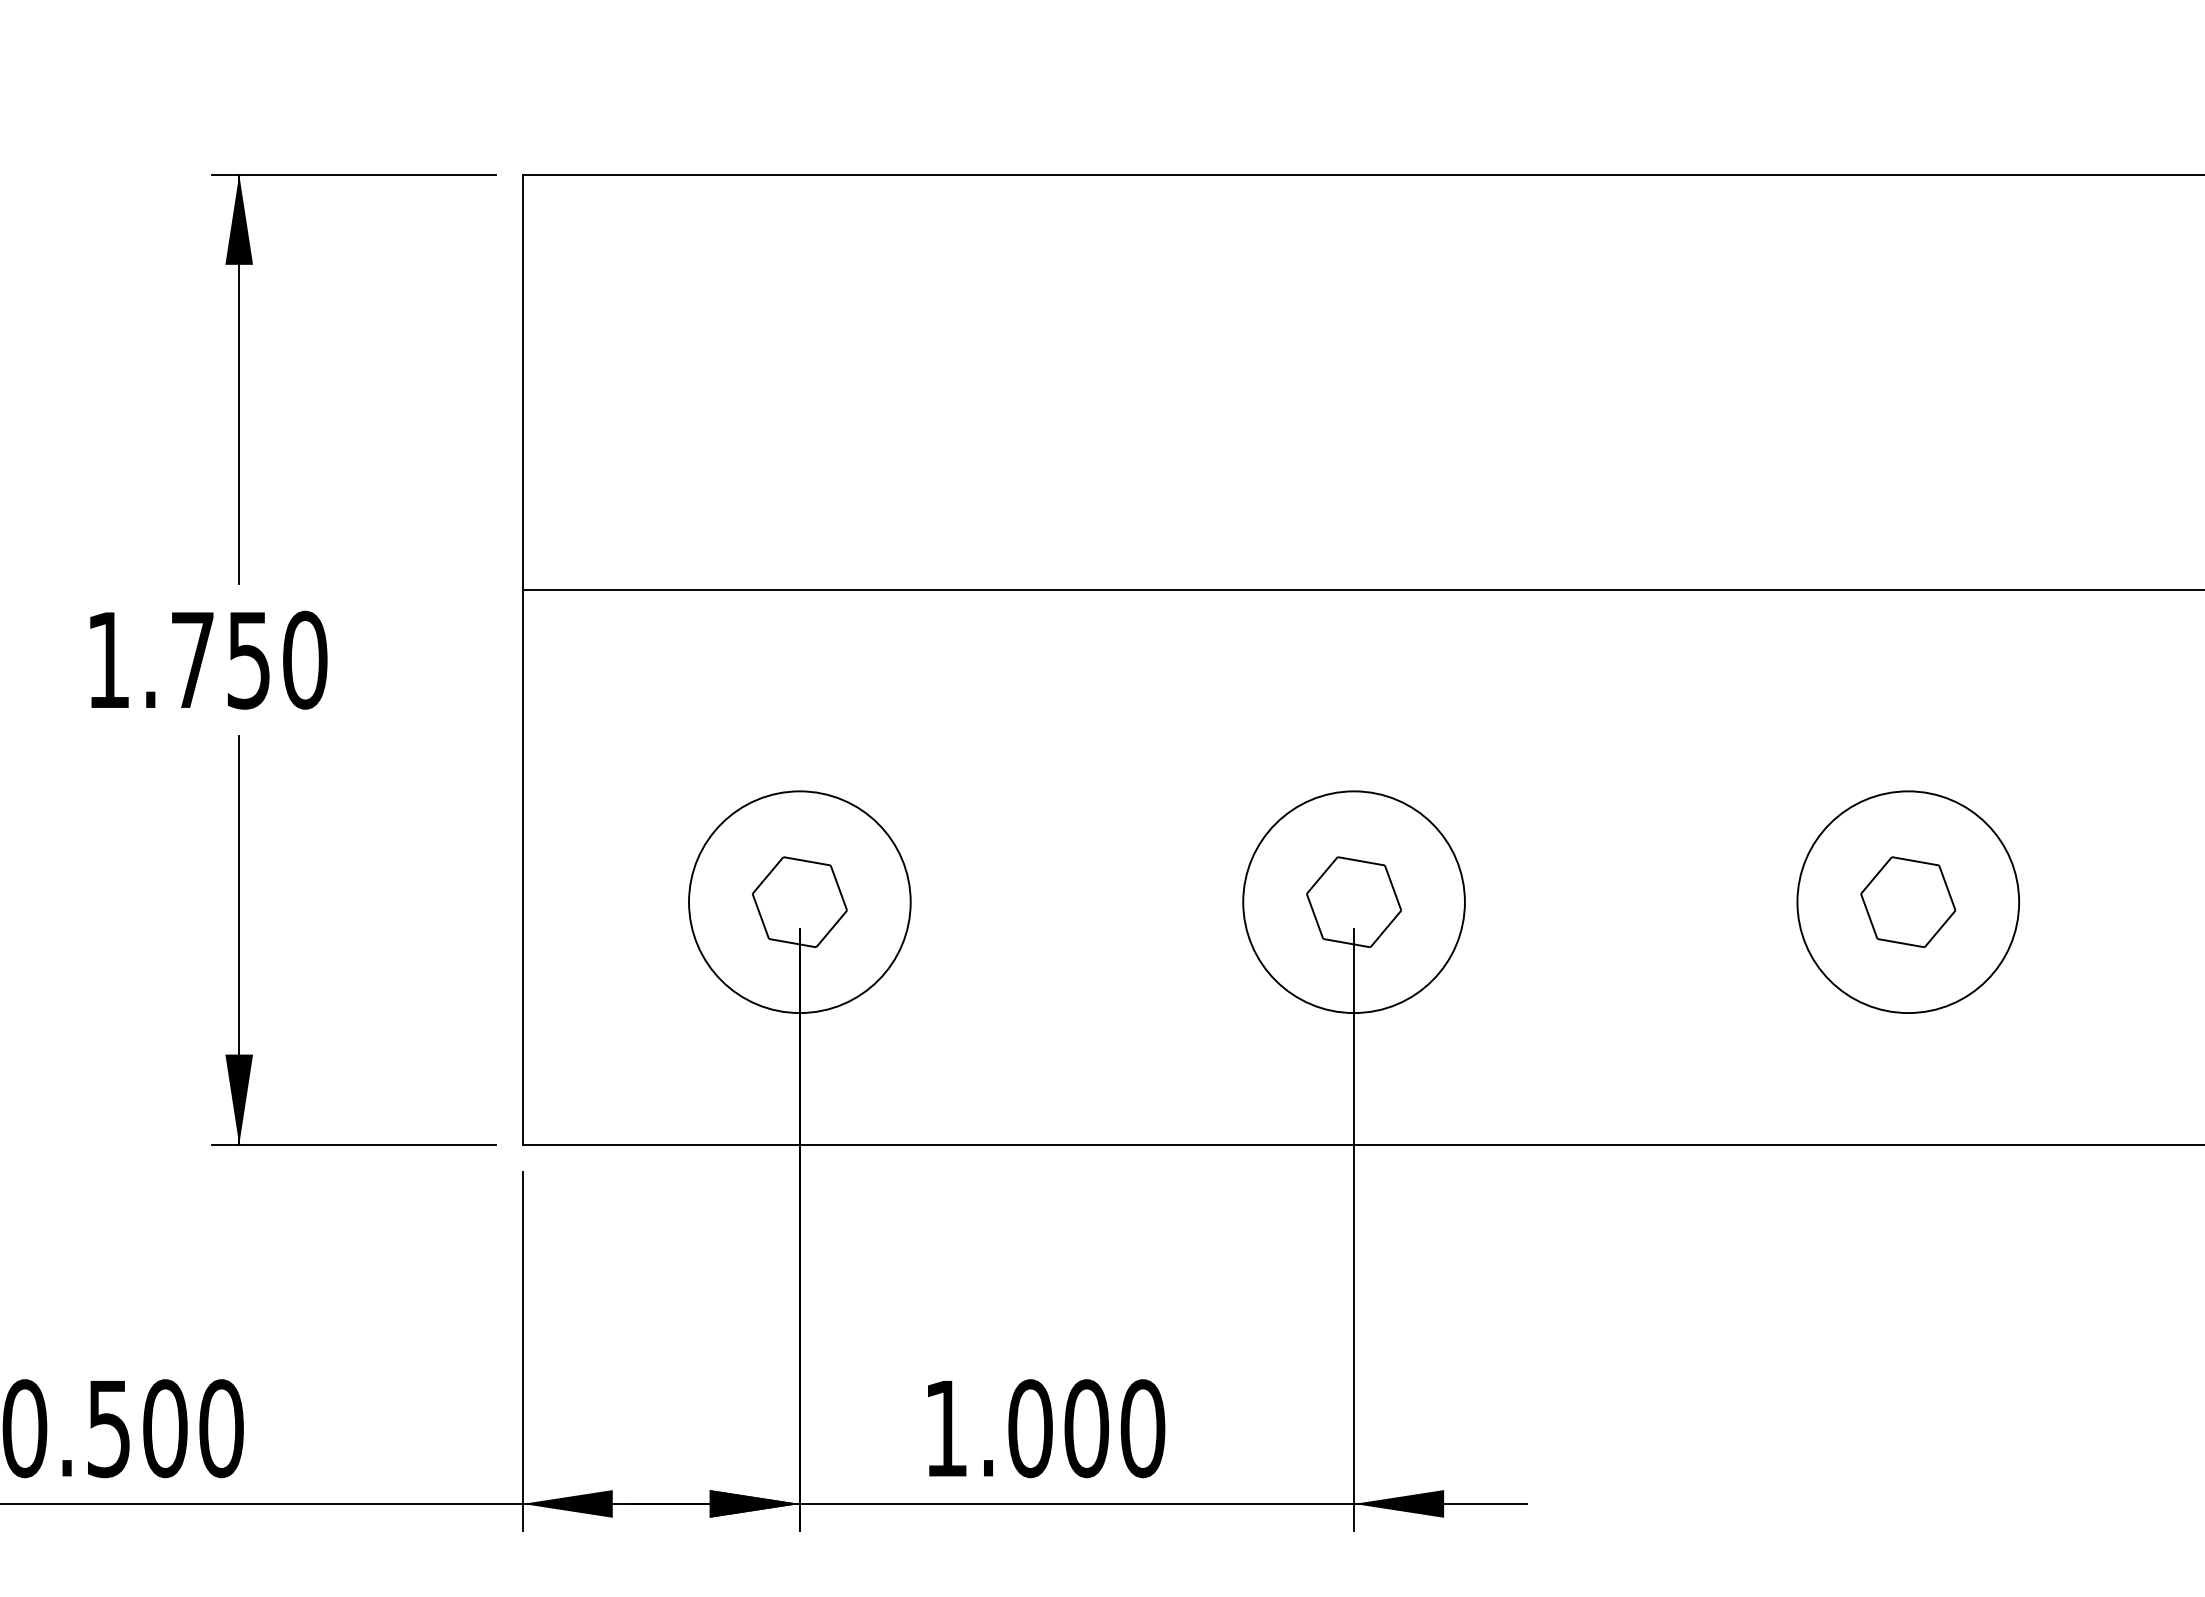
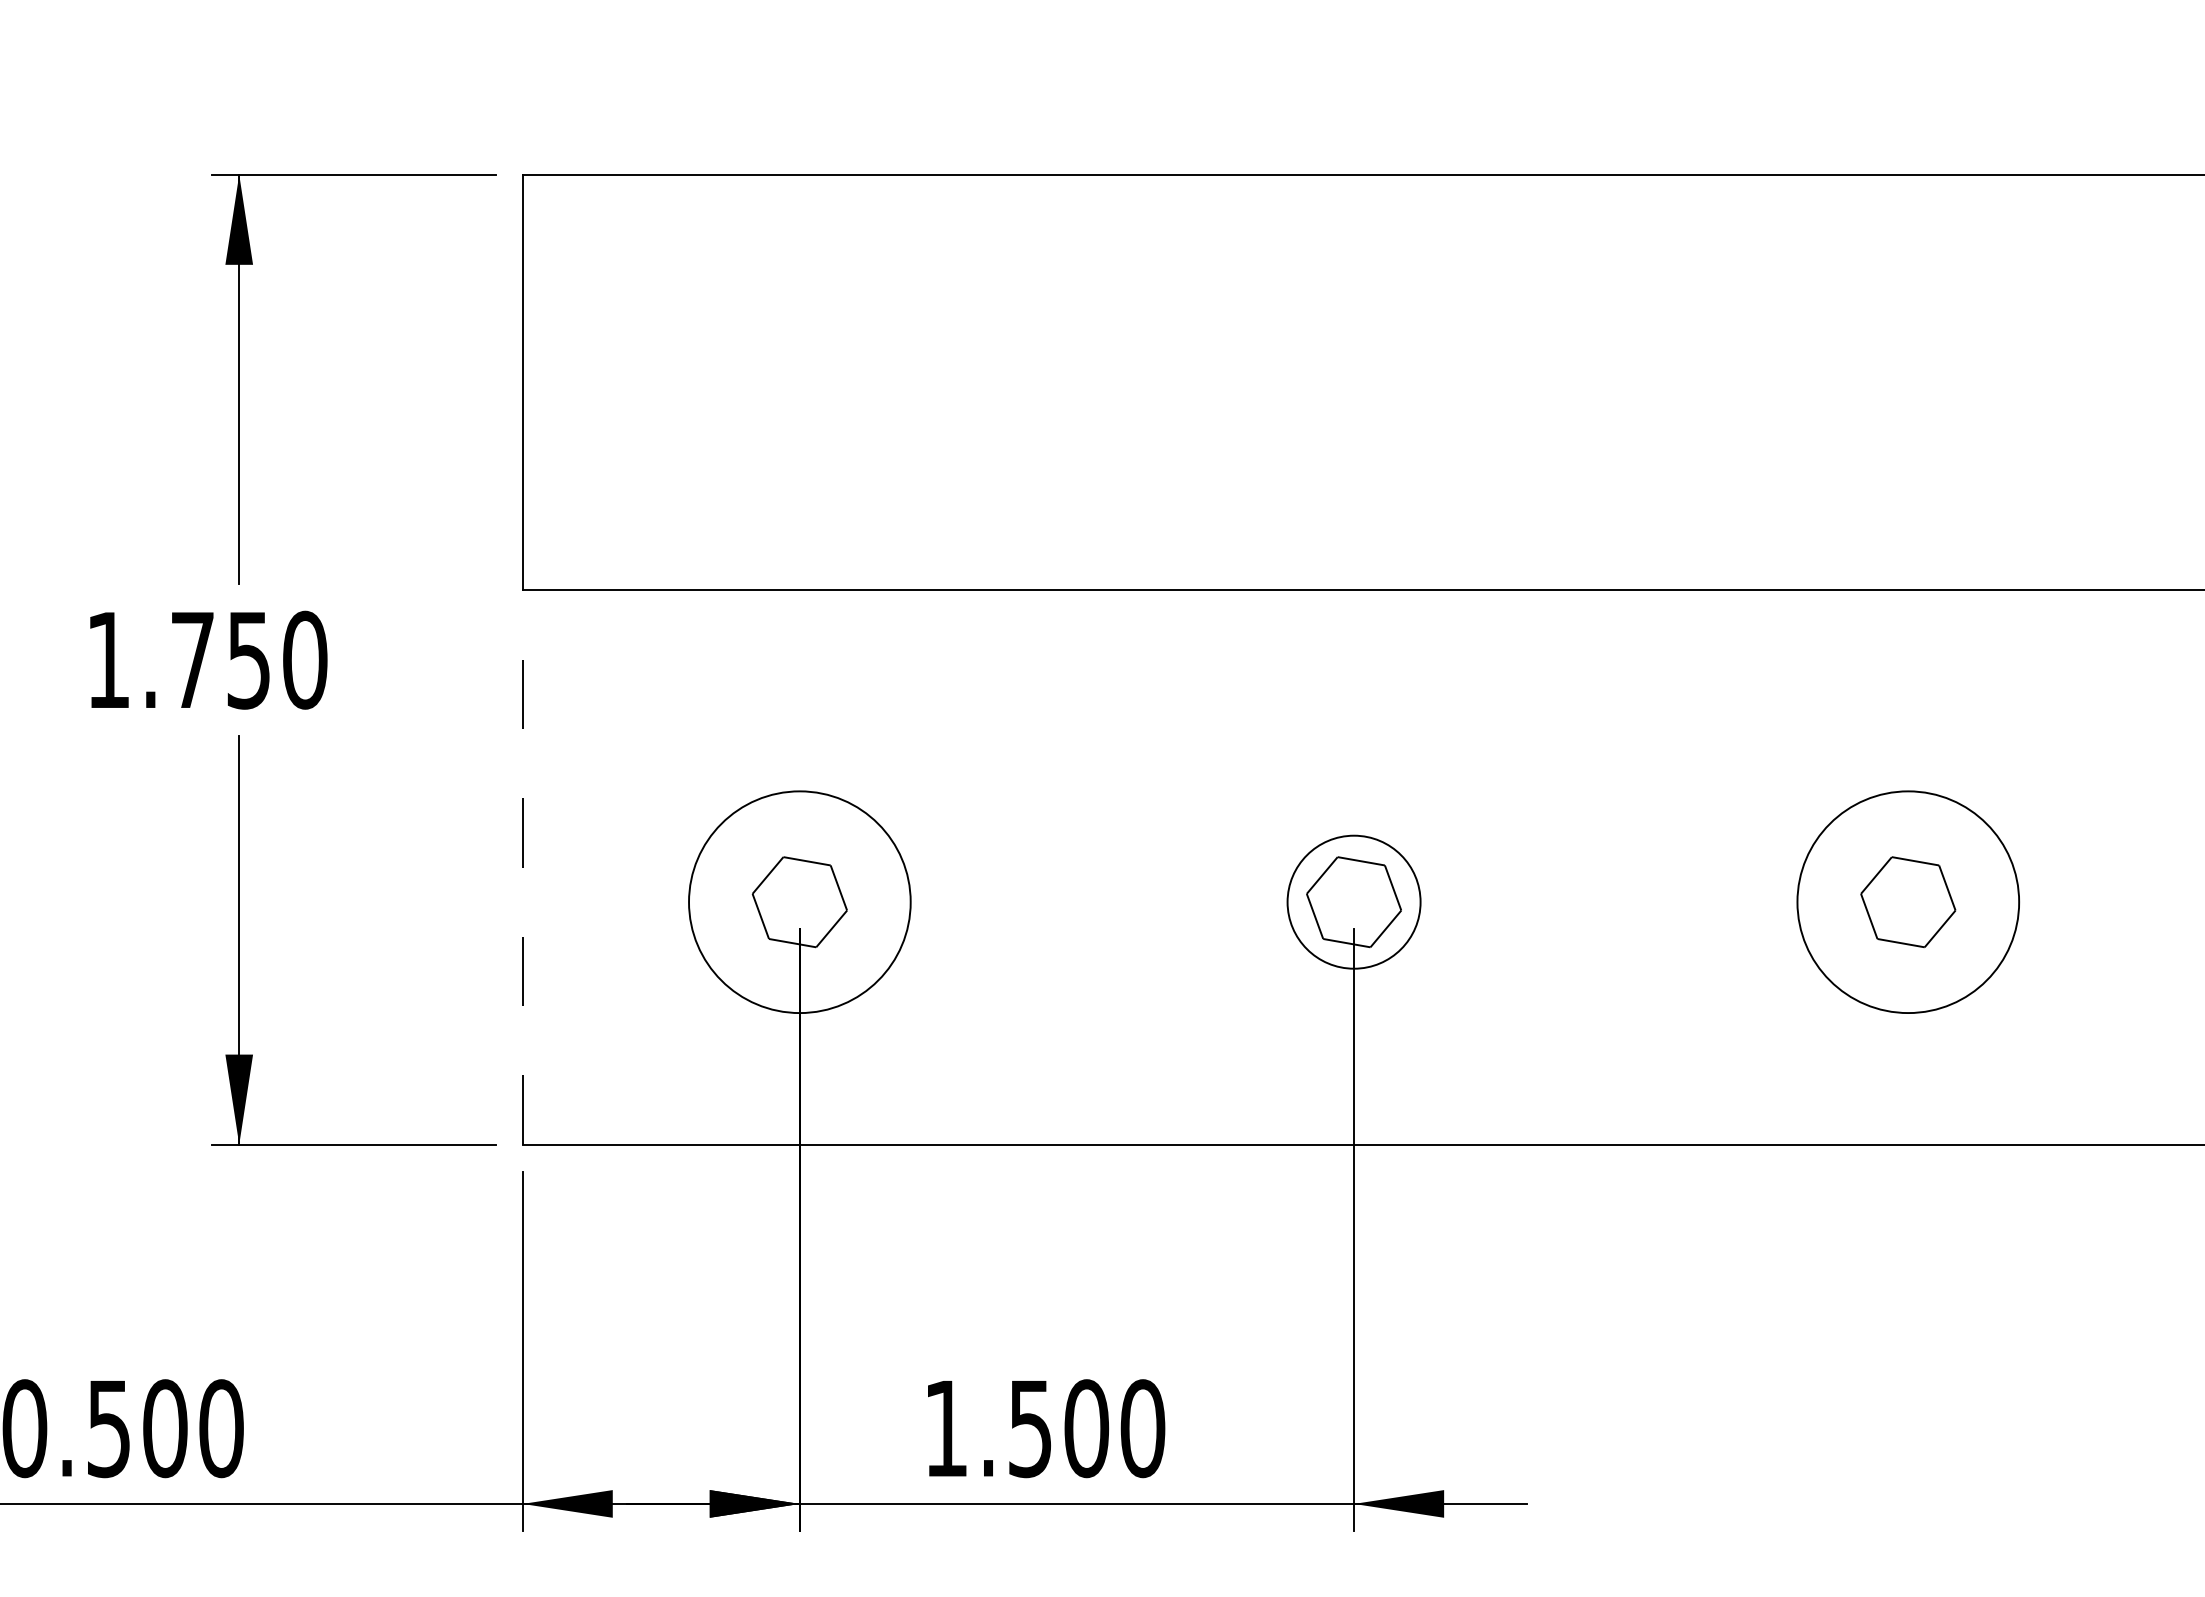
line: solid -> dashed (522, 867)
circle diameter: 222 px -> 133 px (1353, 901)
text: 1.000 -> 1.500 (1030, 1428)
